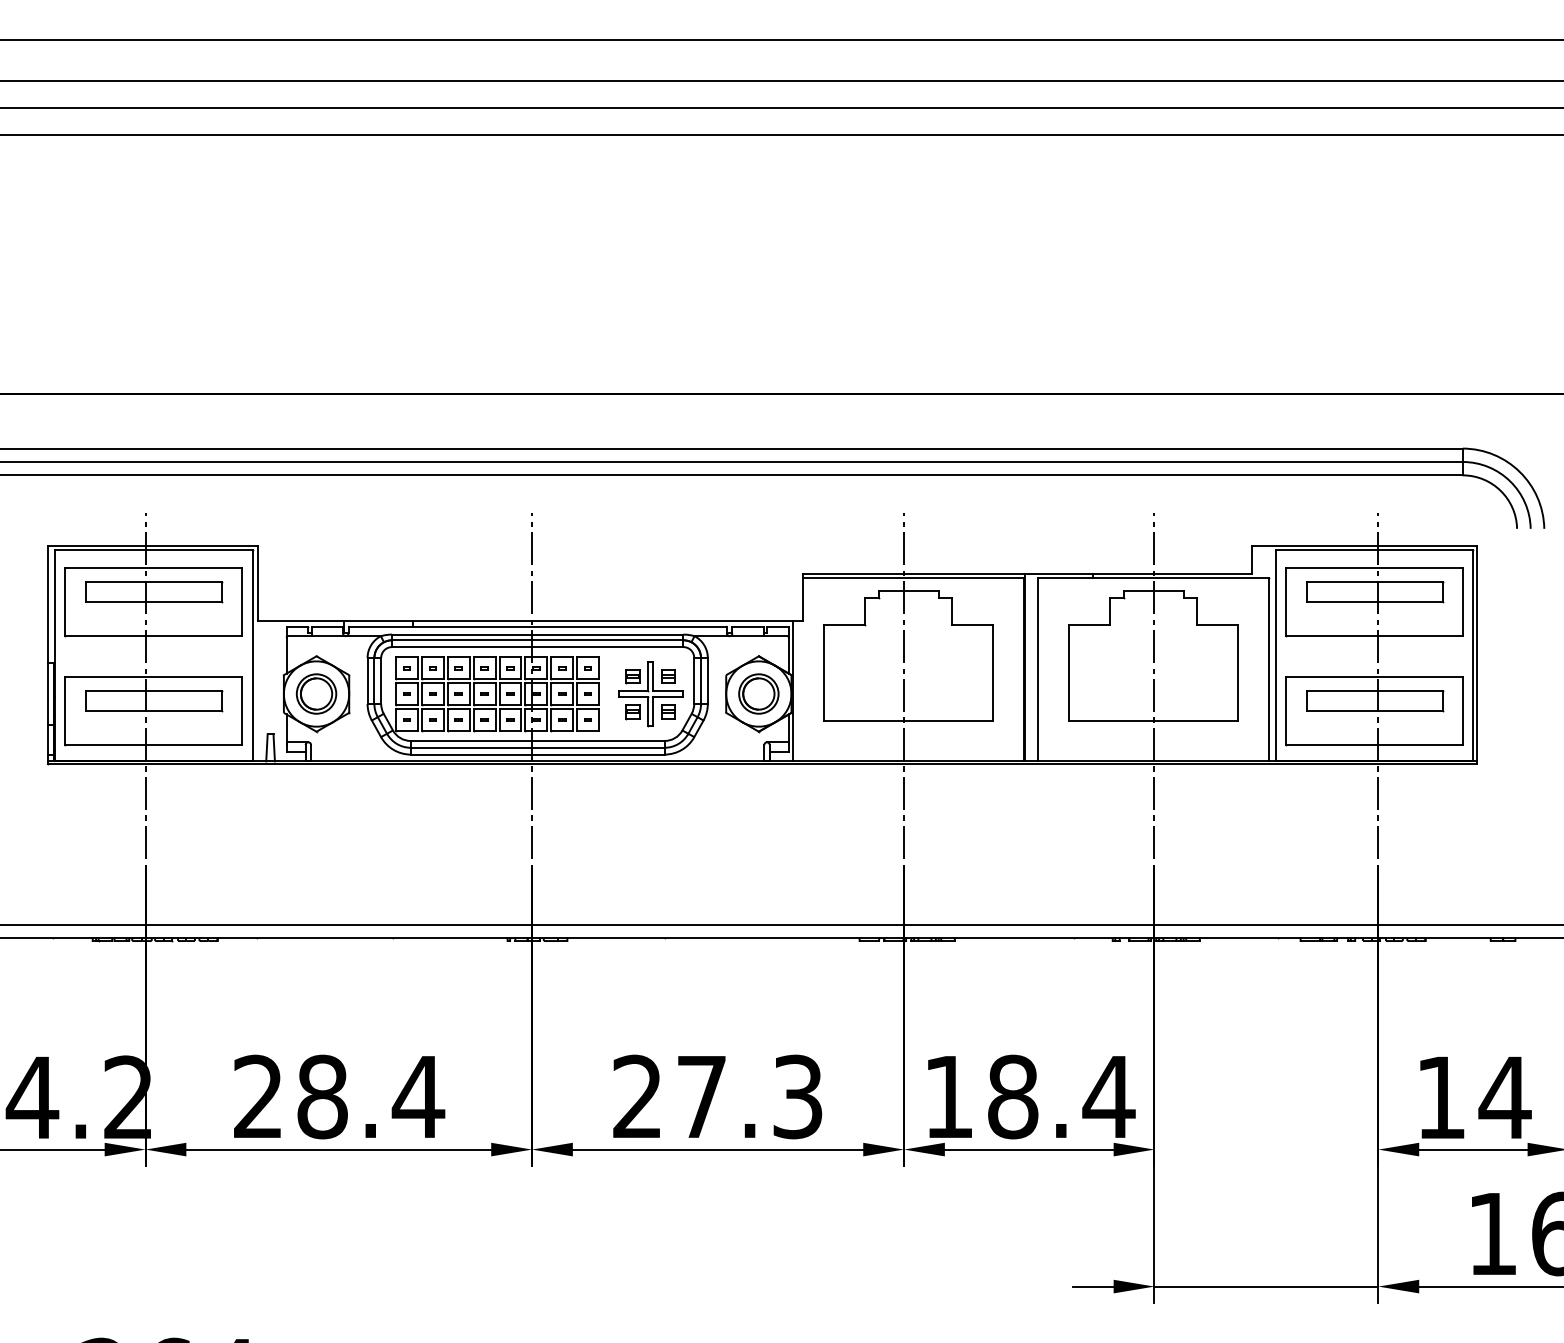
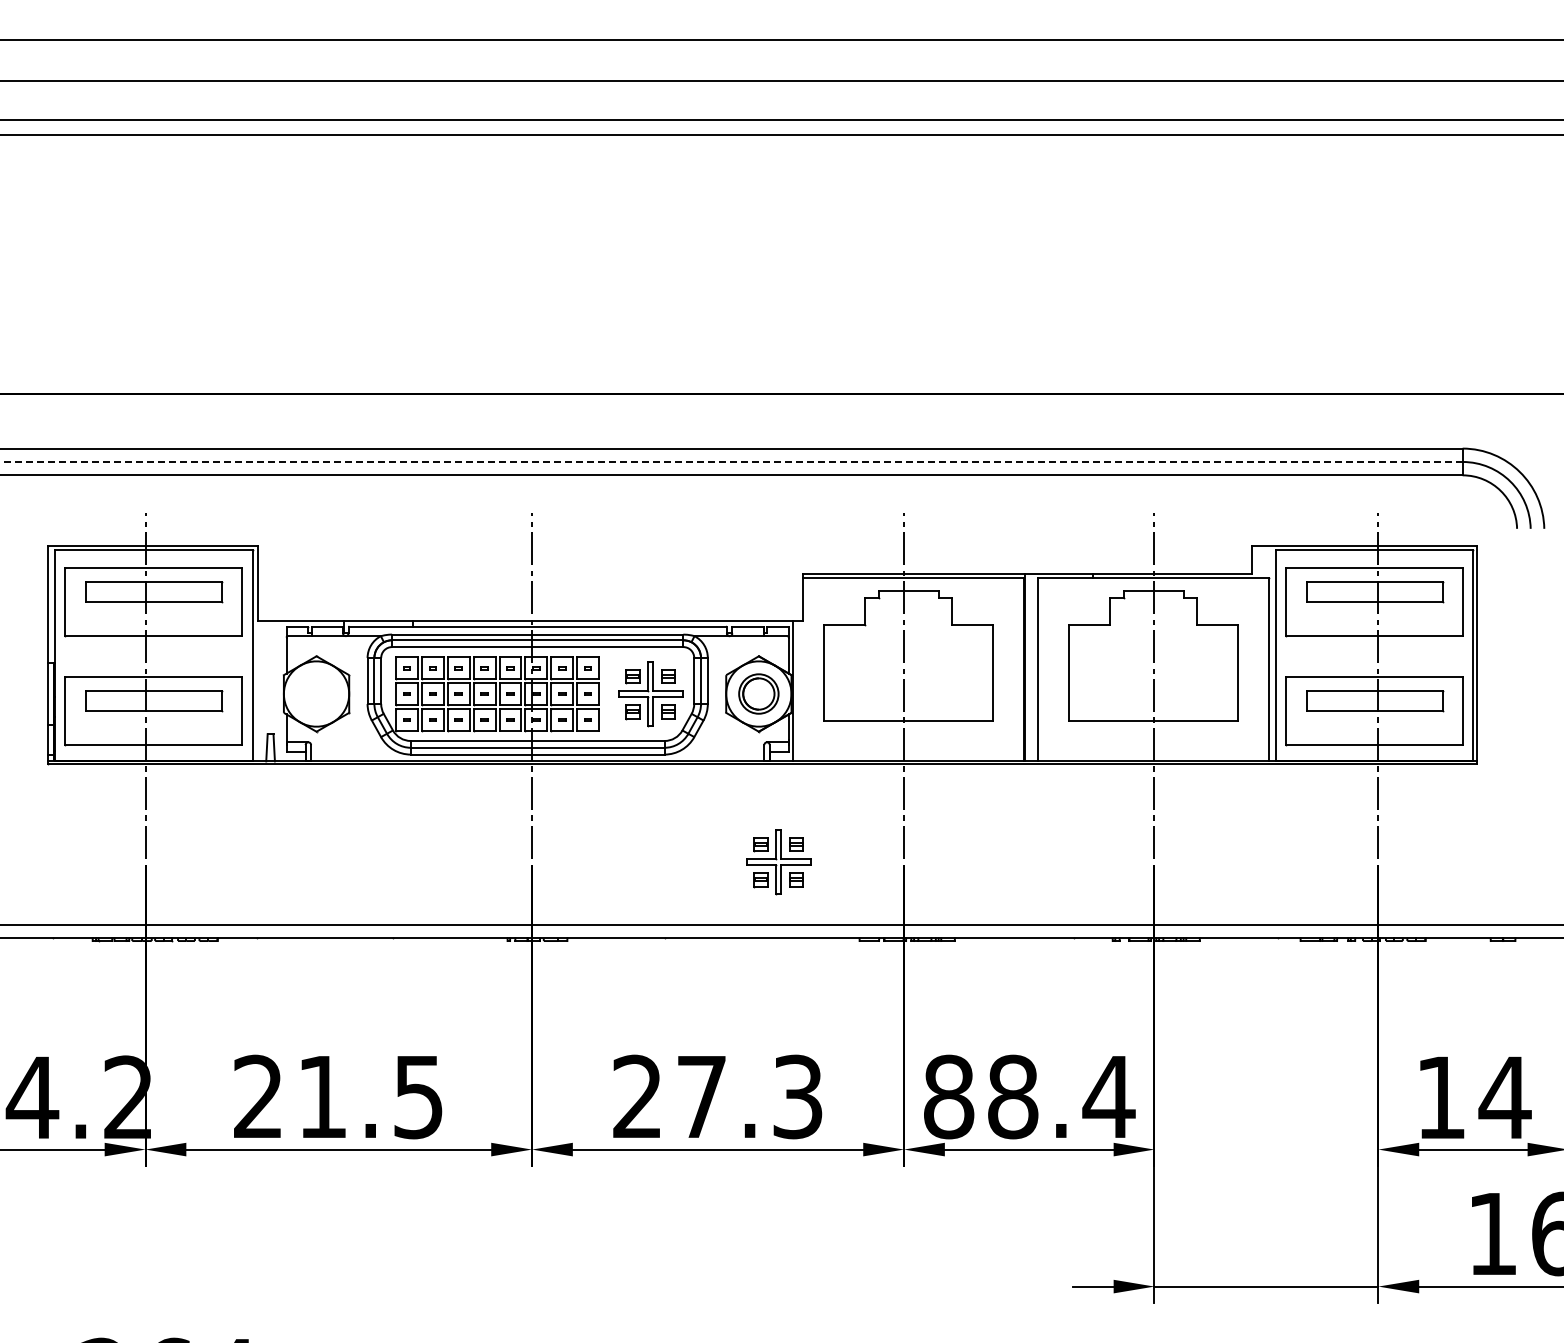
line position: (781, 108) -> (781, 120) (781, 120)
line: solid -> dashed (730, 461)
part: present -> none (316, 693)
part: none -> present (778, 862)
text: 28.4 -> 21.5 (371, 1096)
text: 18.4 -> 88.4 (949, 1096)
